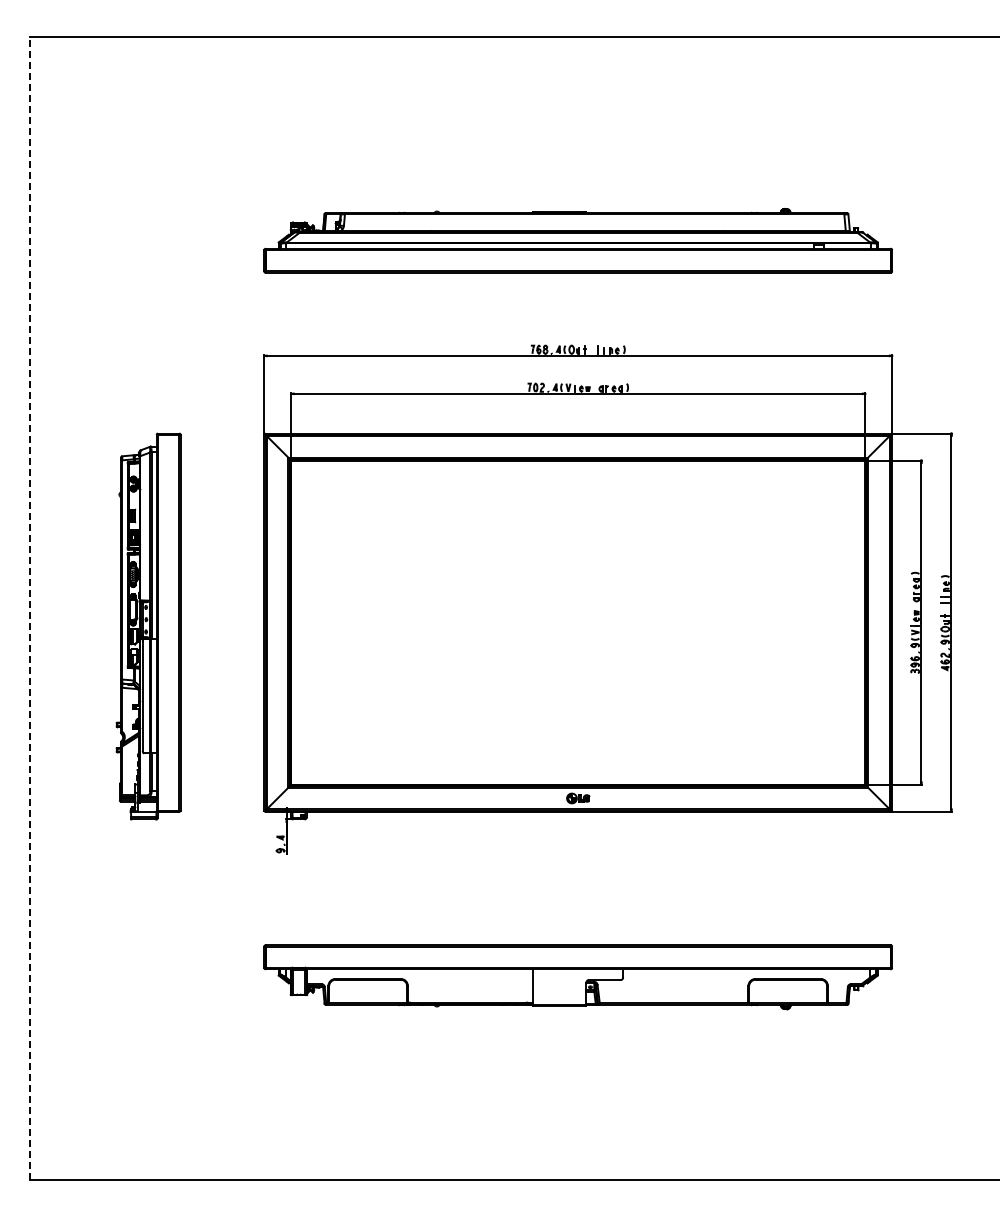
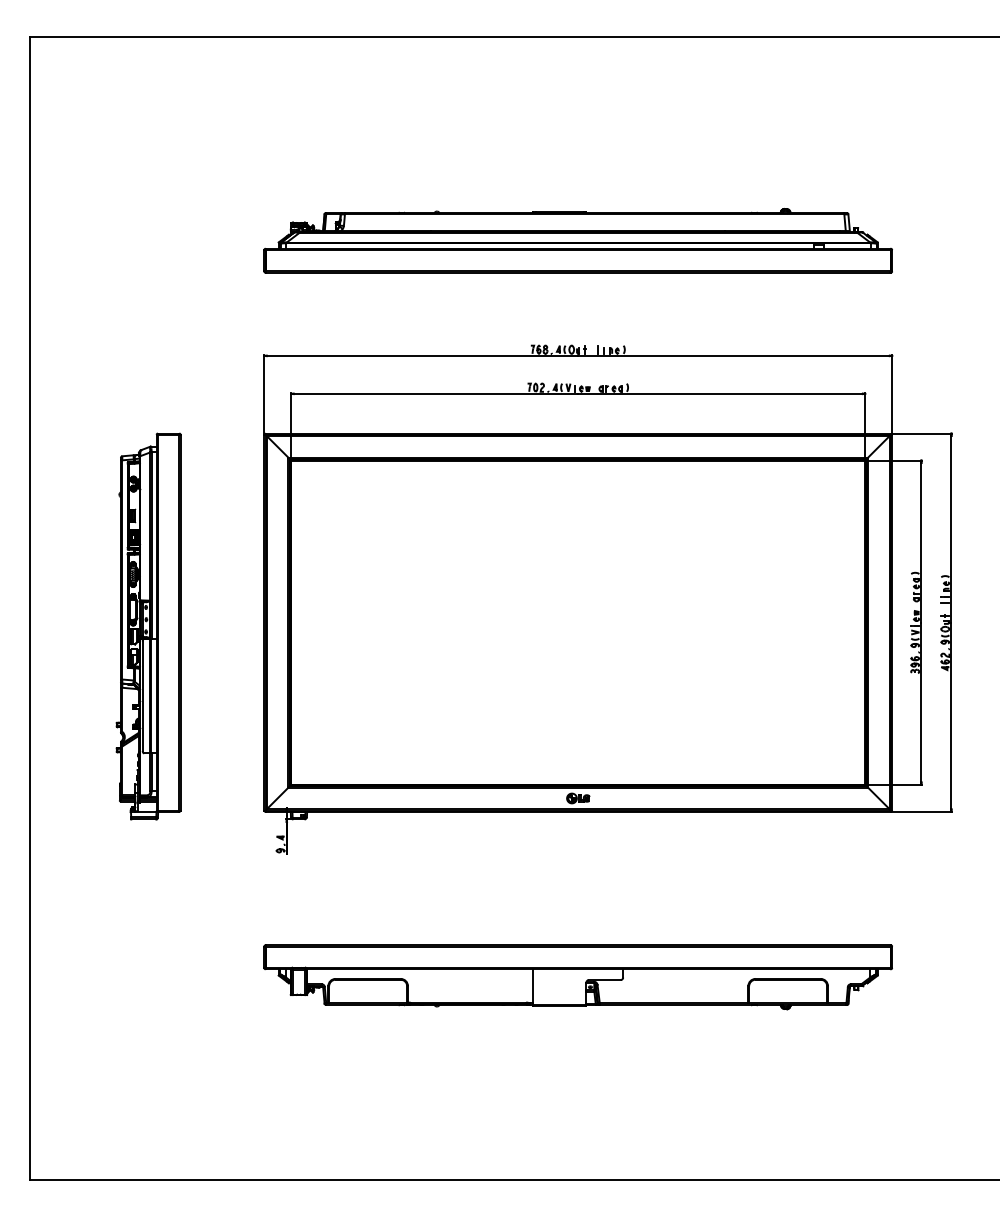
line: dashed -> solid (29, 608)
